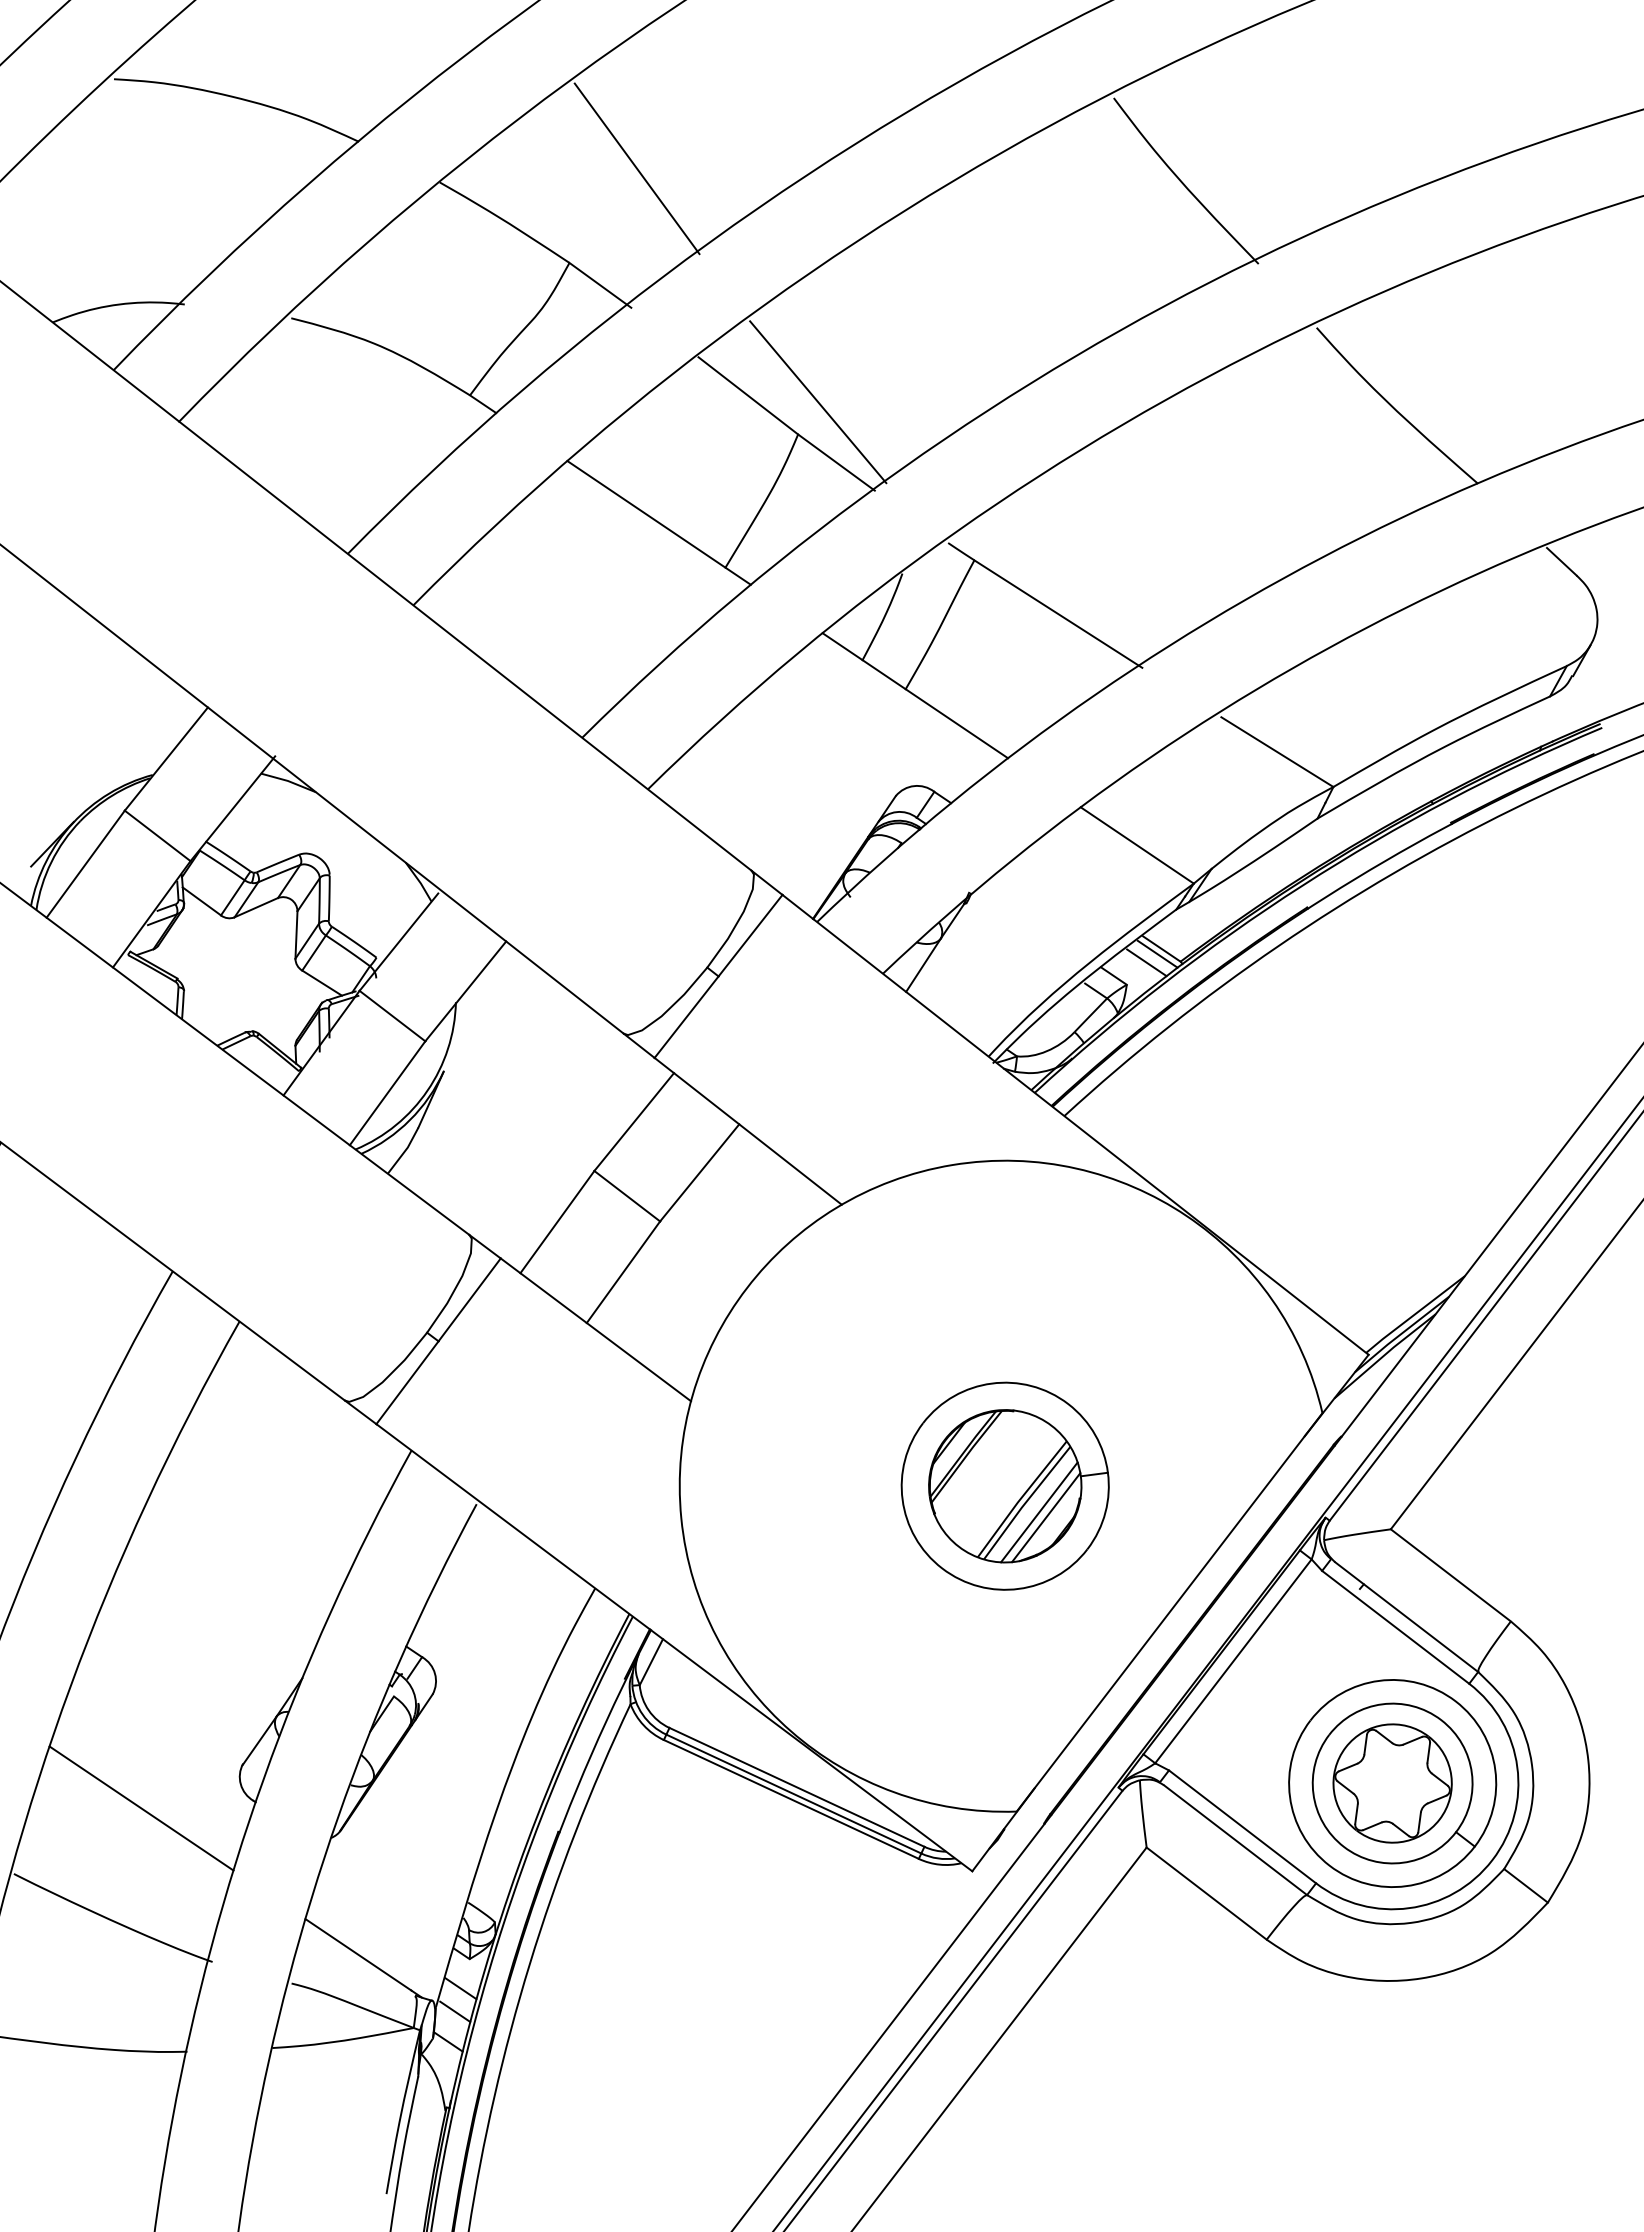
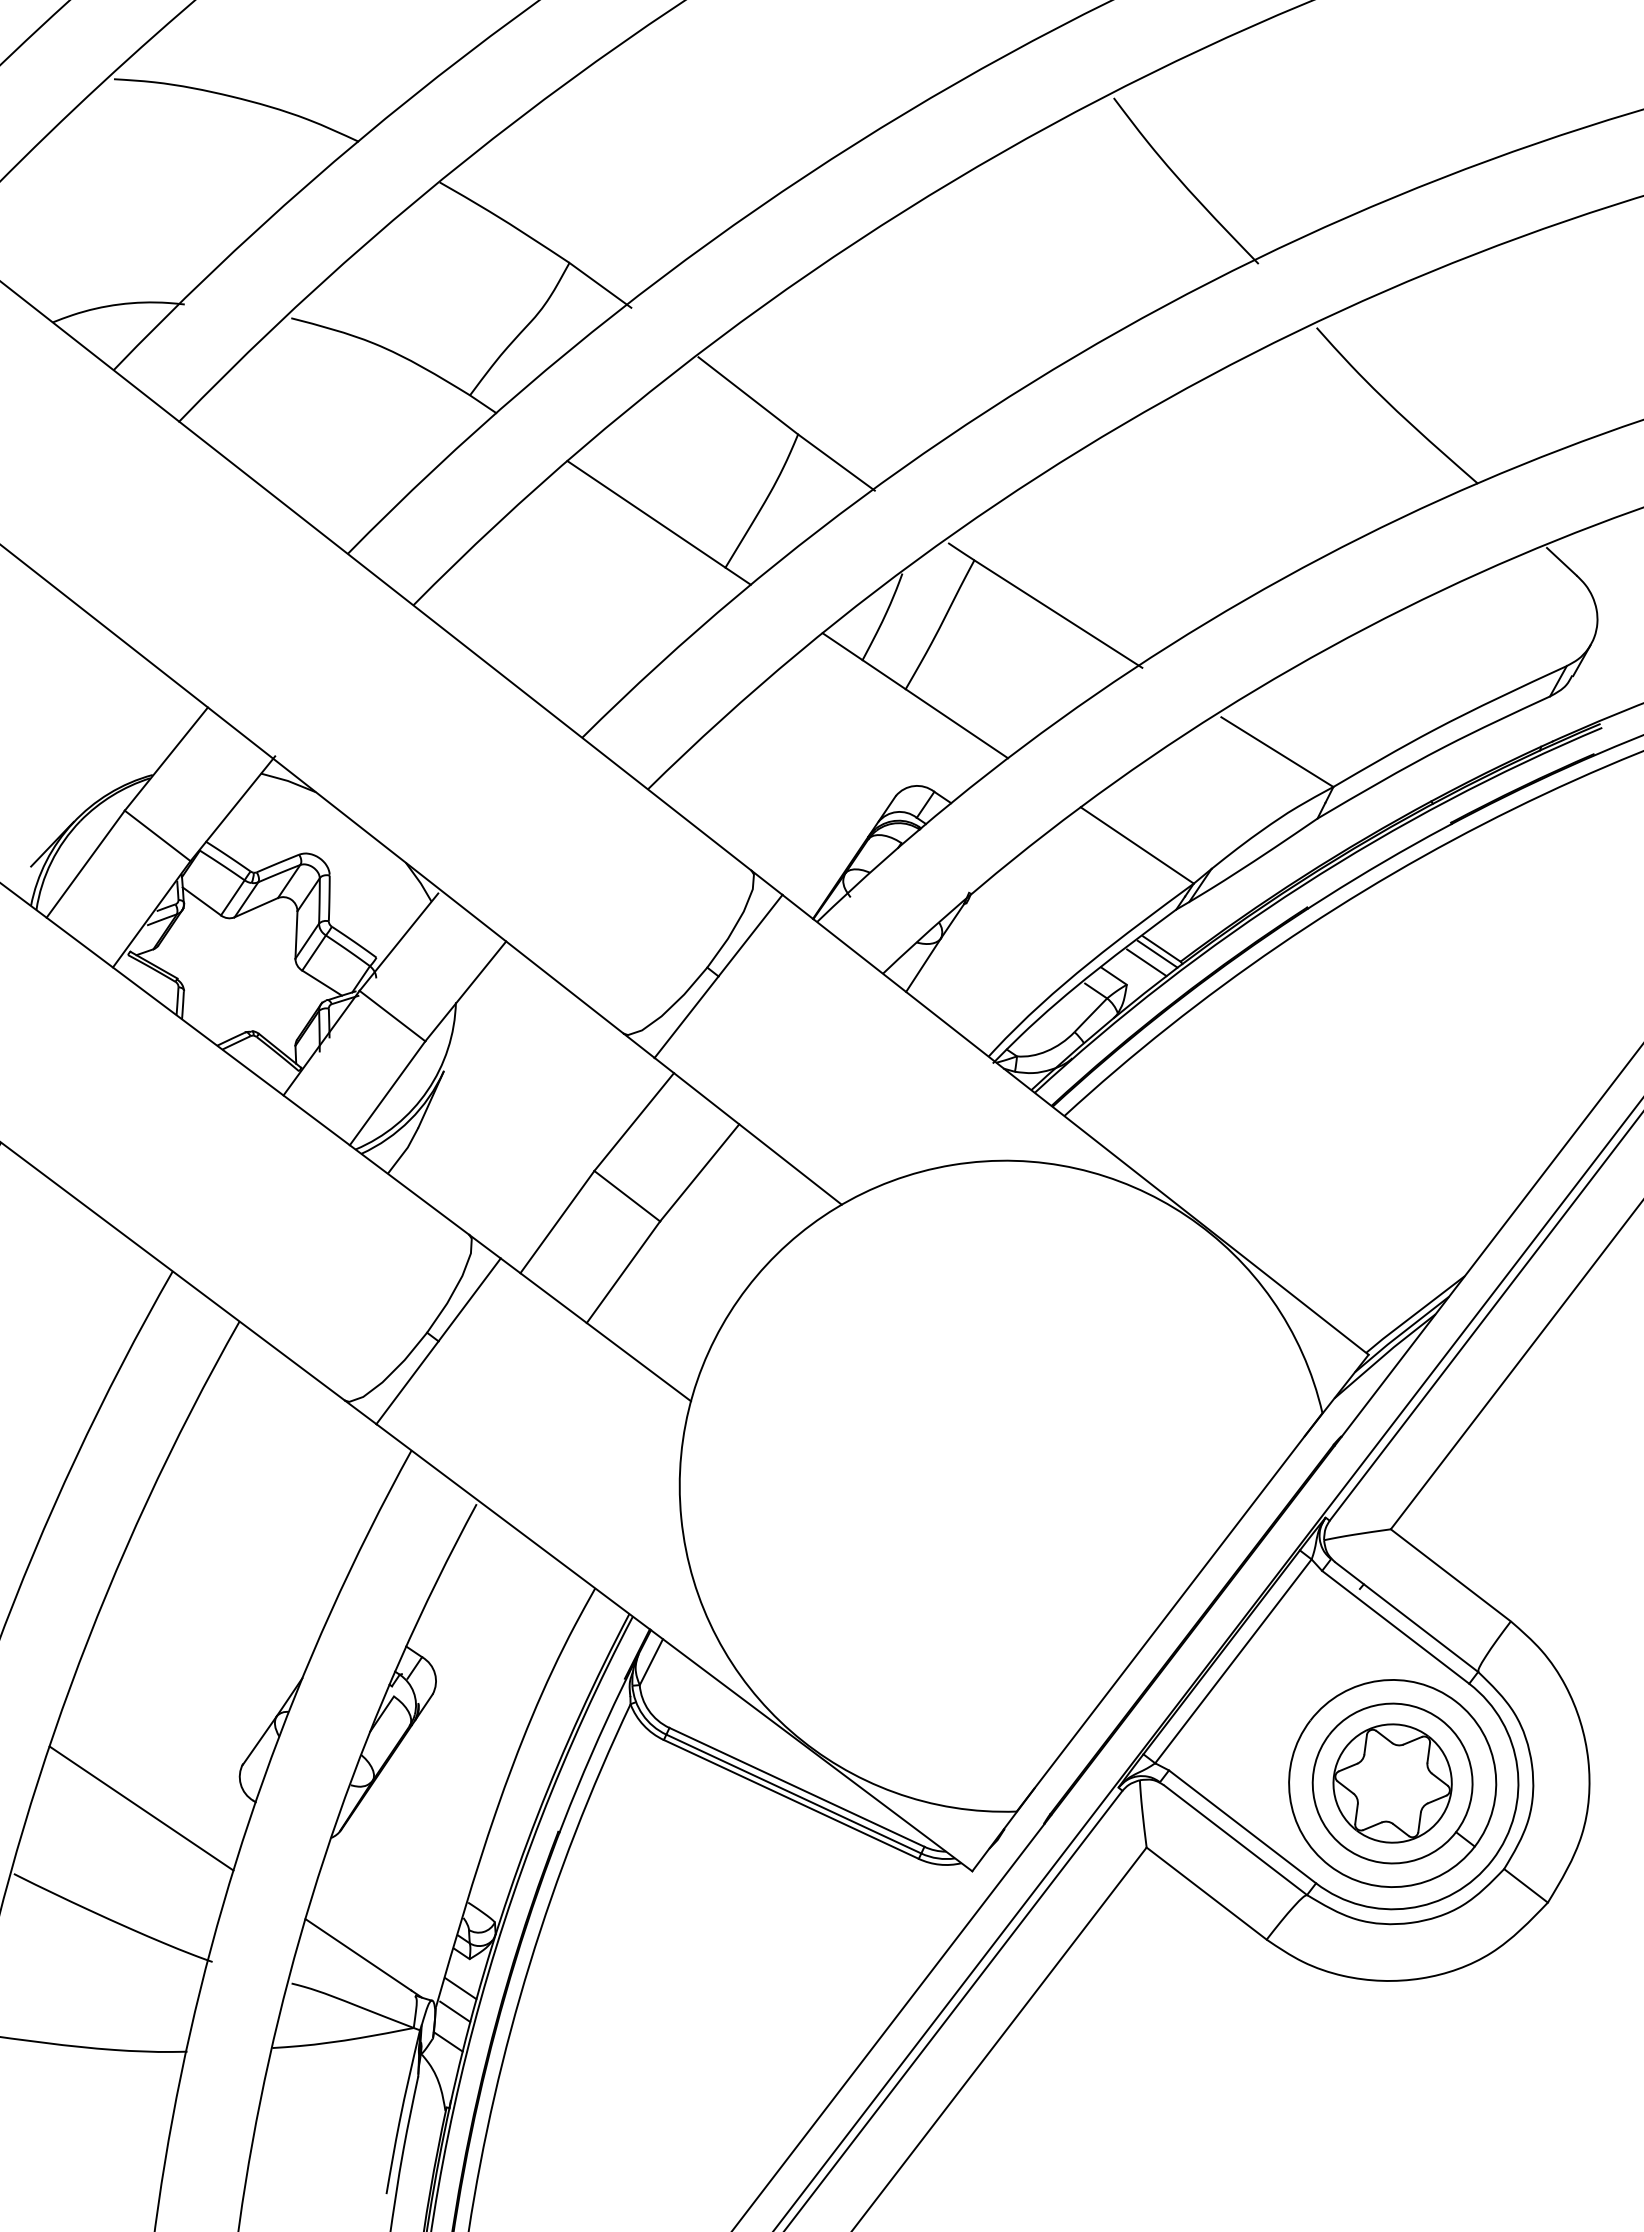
line: present -> none (636, 168)
line: present -> none (818, 402)
part: present -> none (1004, 1485)
